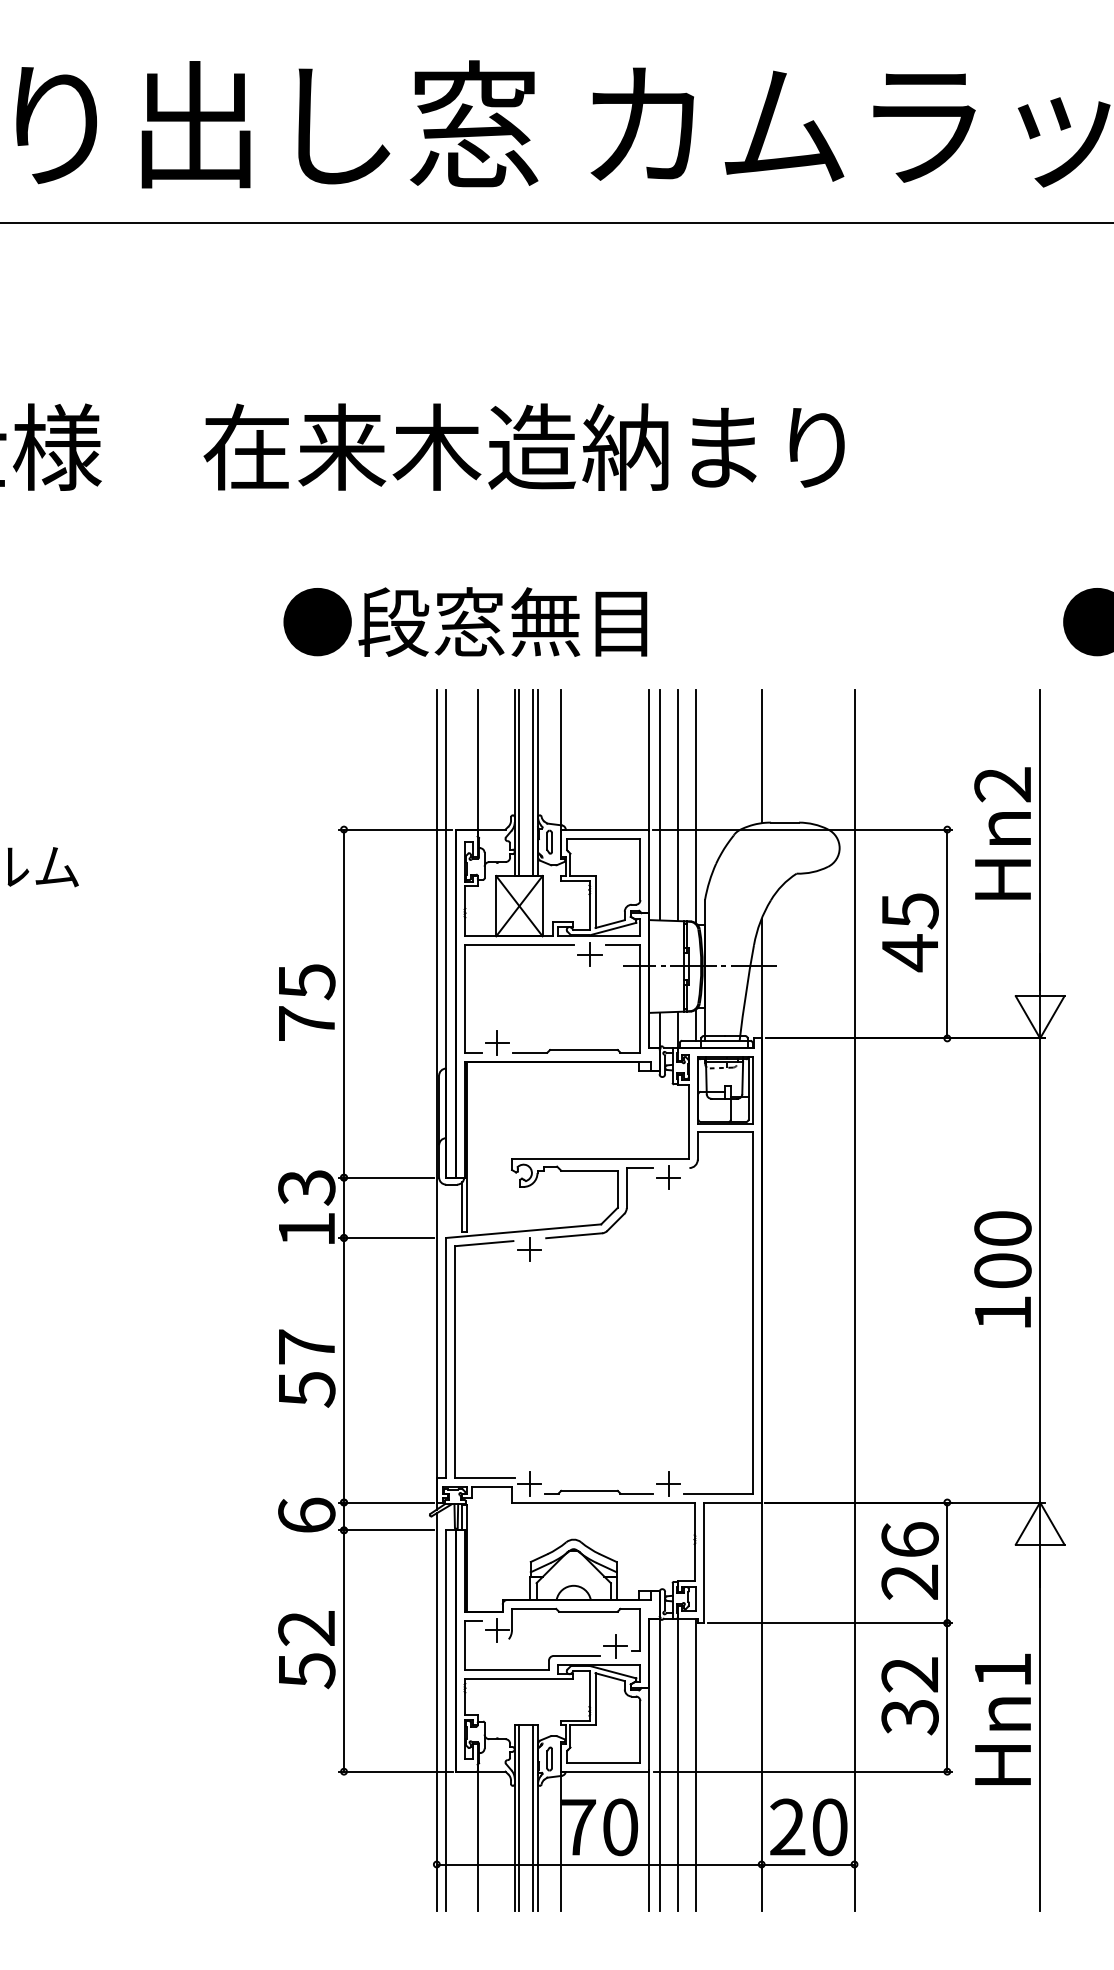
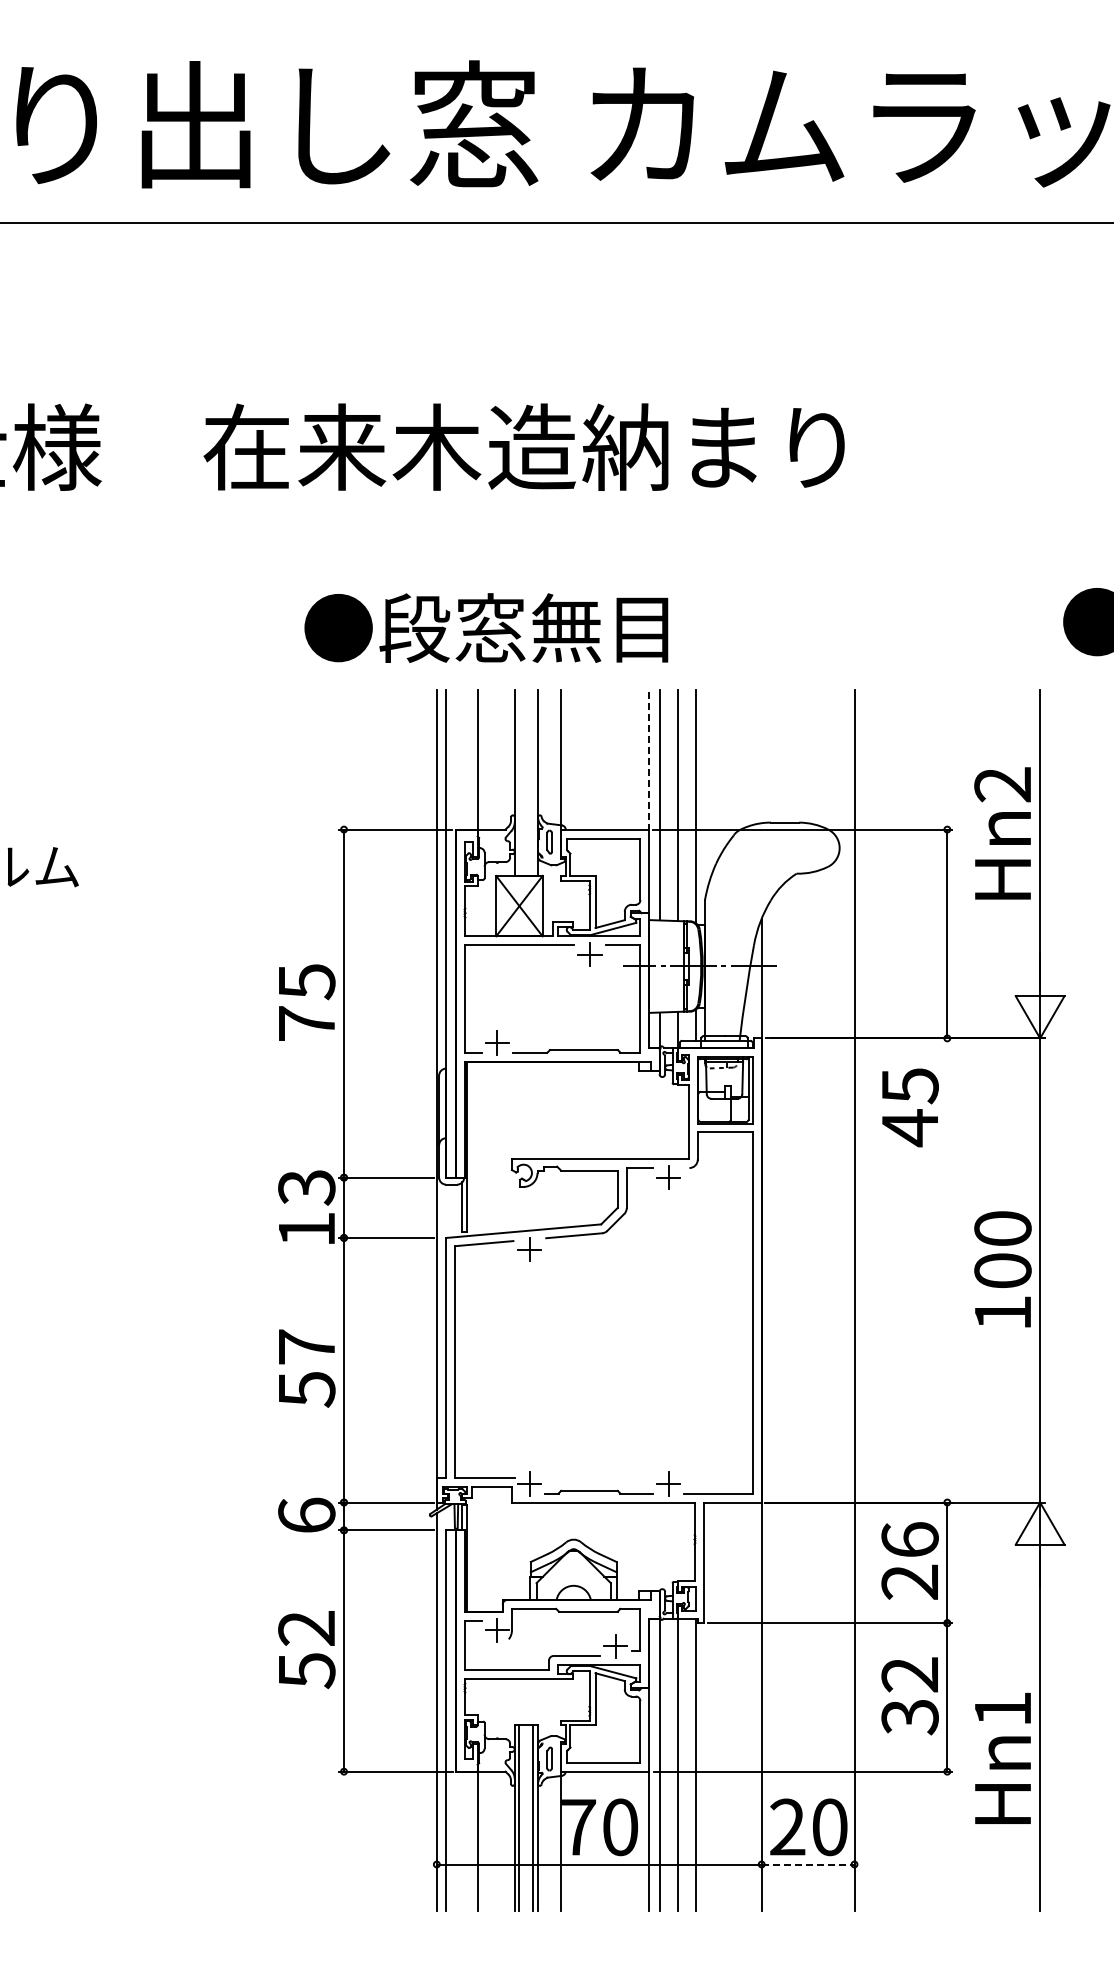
text position: (465, 621) -> (486, 627) (486, 627)
line: present -> none (761, 756)
line: solid -> dashed (649, 760)
line: present -> none (519, 783)
line: present -> none (533, 783)
text position: (910, 932) -> (910, 1107) (910, 1107)
text position: (1002, 1718) -> (1002, 1757) (1002, 1757)
line: solid -> dashed (808, 1864)
